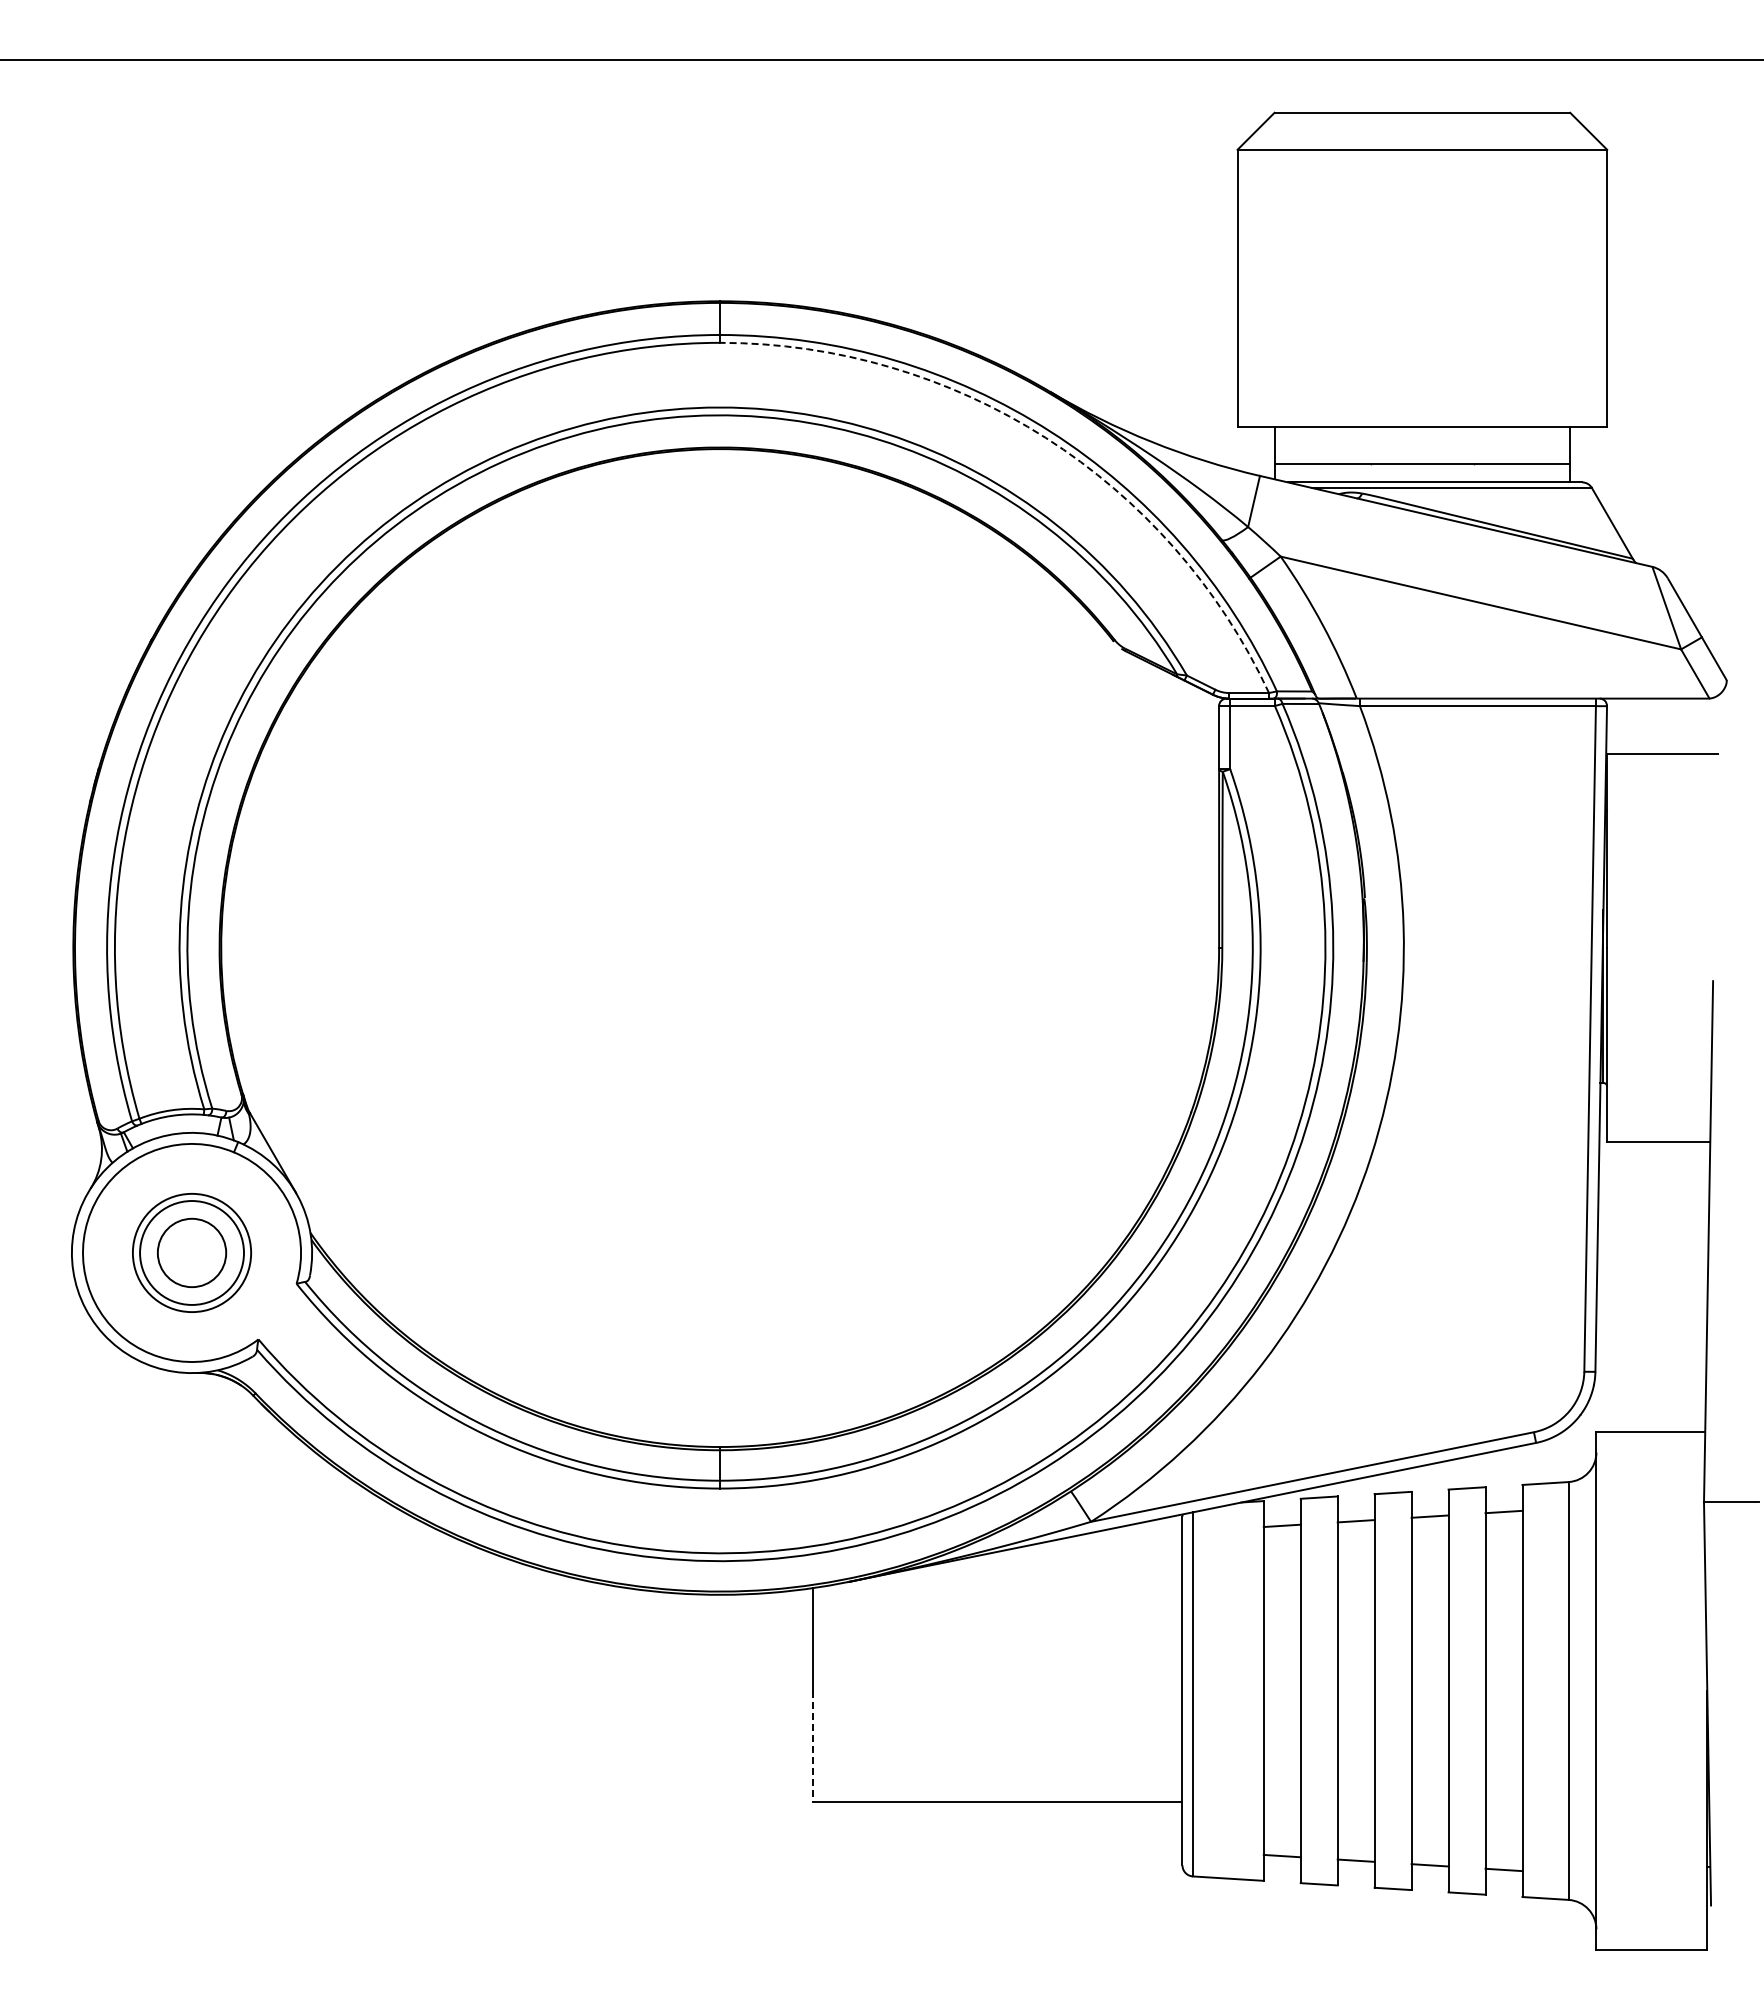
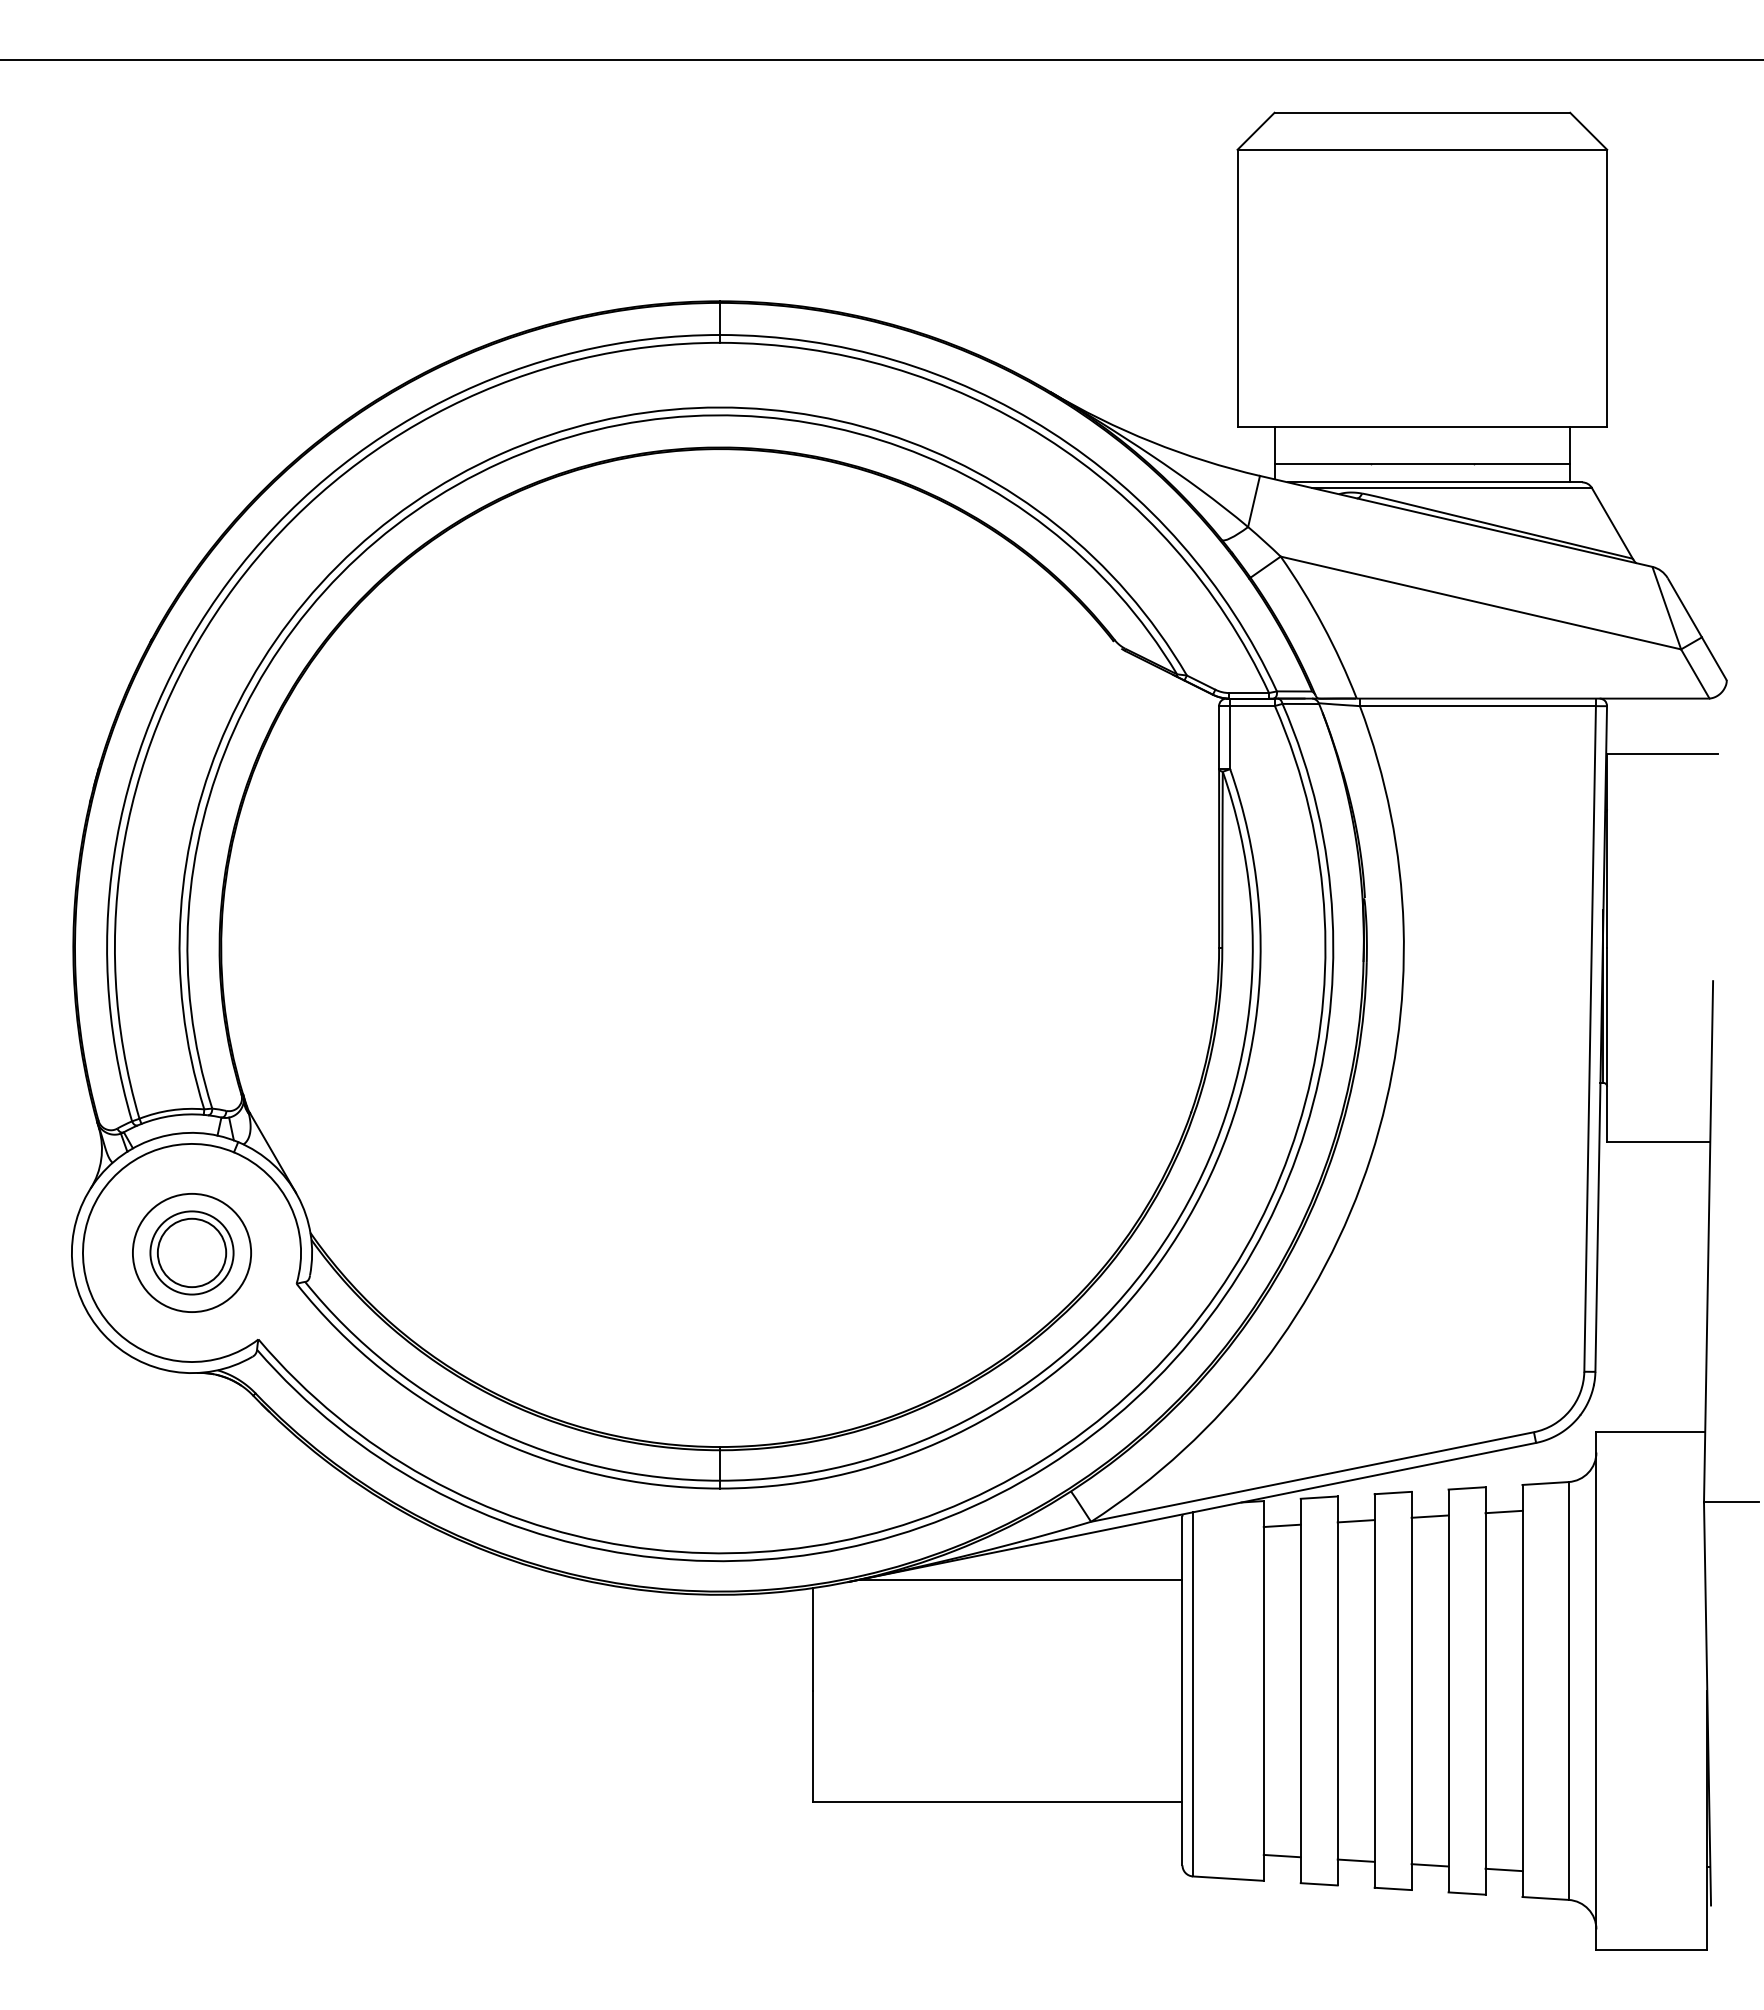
arc: dashed -> solid (1045, 437)
circle diameter: 104 px -> 83 px (191, 1252)
line: none -> present (1019, 1580)
line: dashed -> solid (812, 1746)
